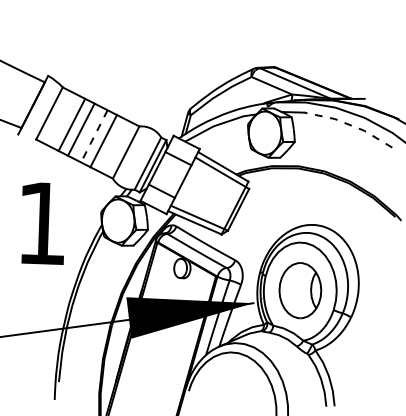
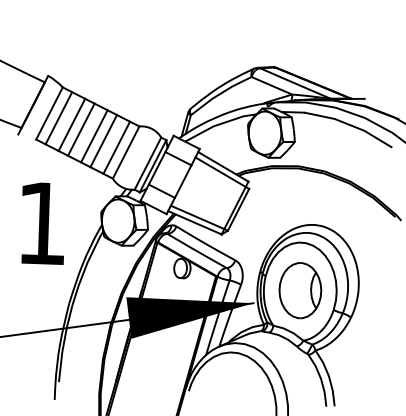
line: none -> present (58, 118)
line: dashed -> solid (349, 124)
line: dashed -> solid (94, 136)
line: none -> present (116, 147)
